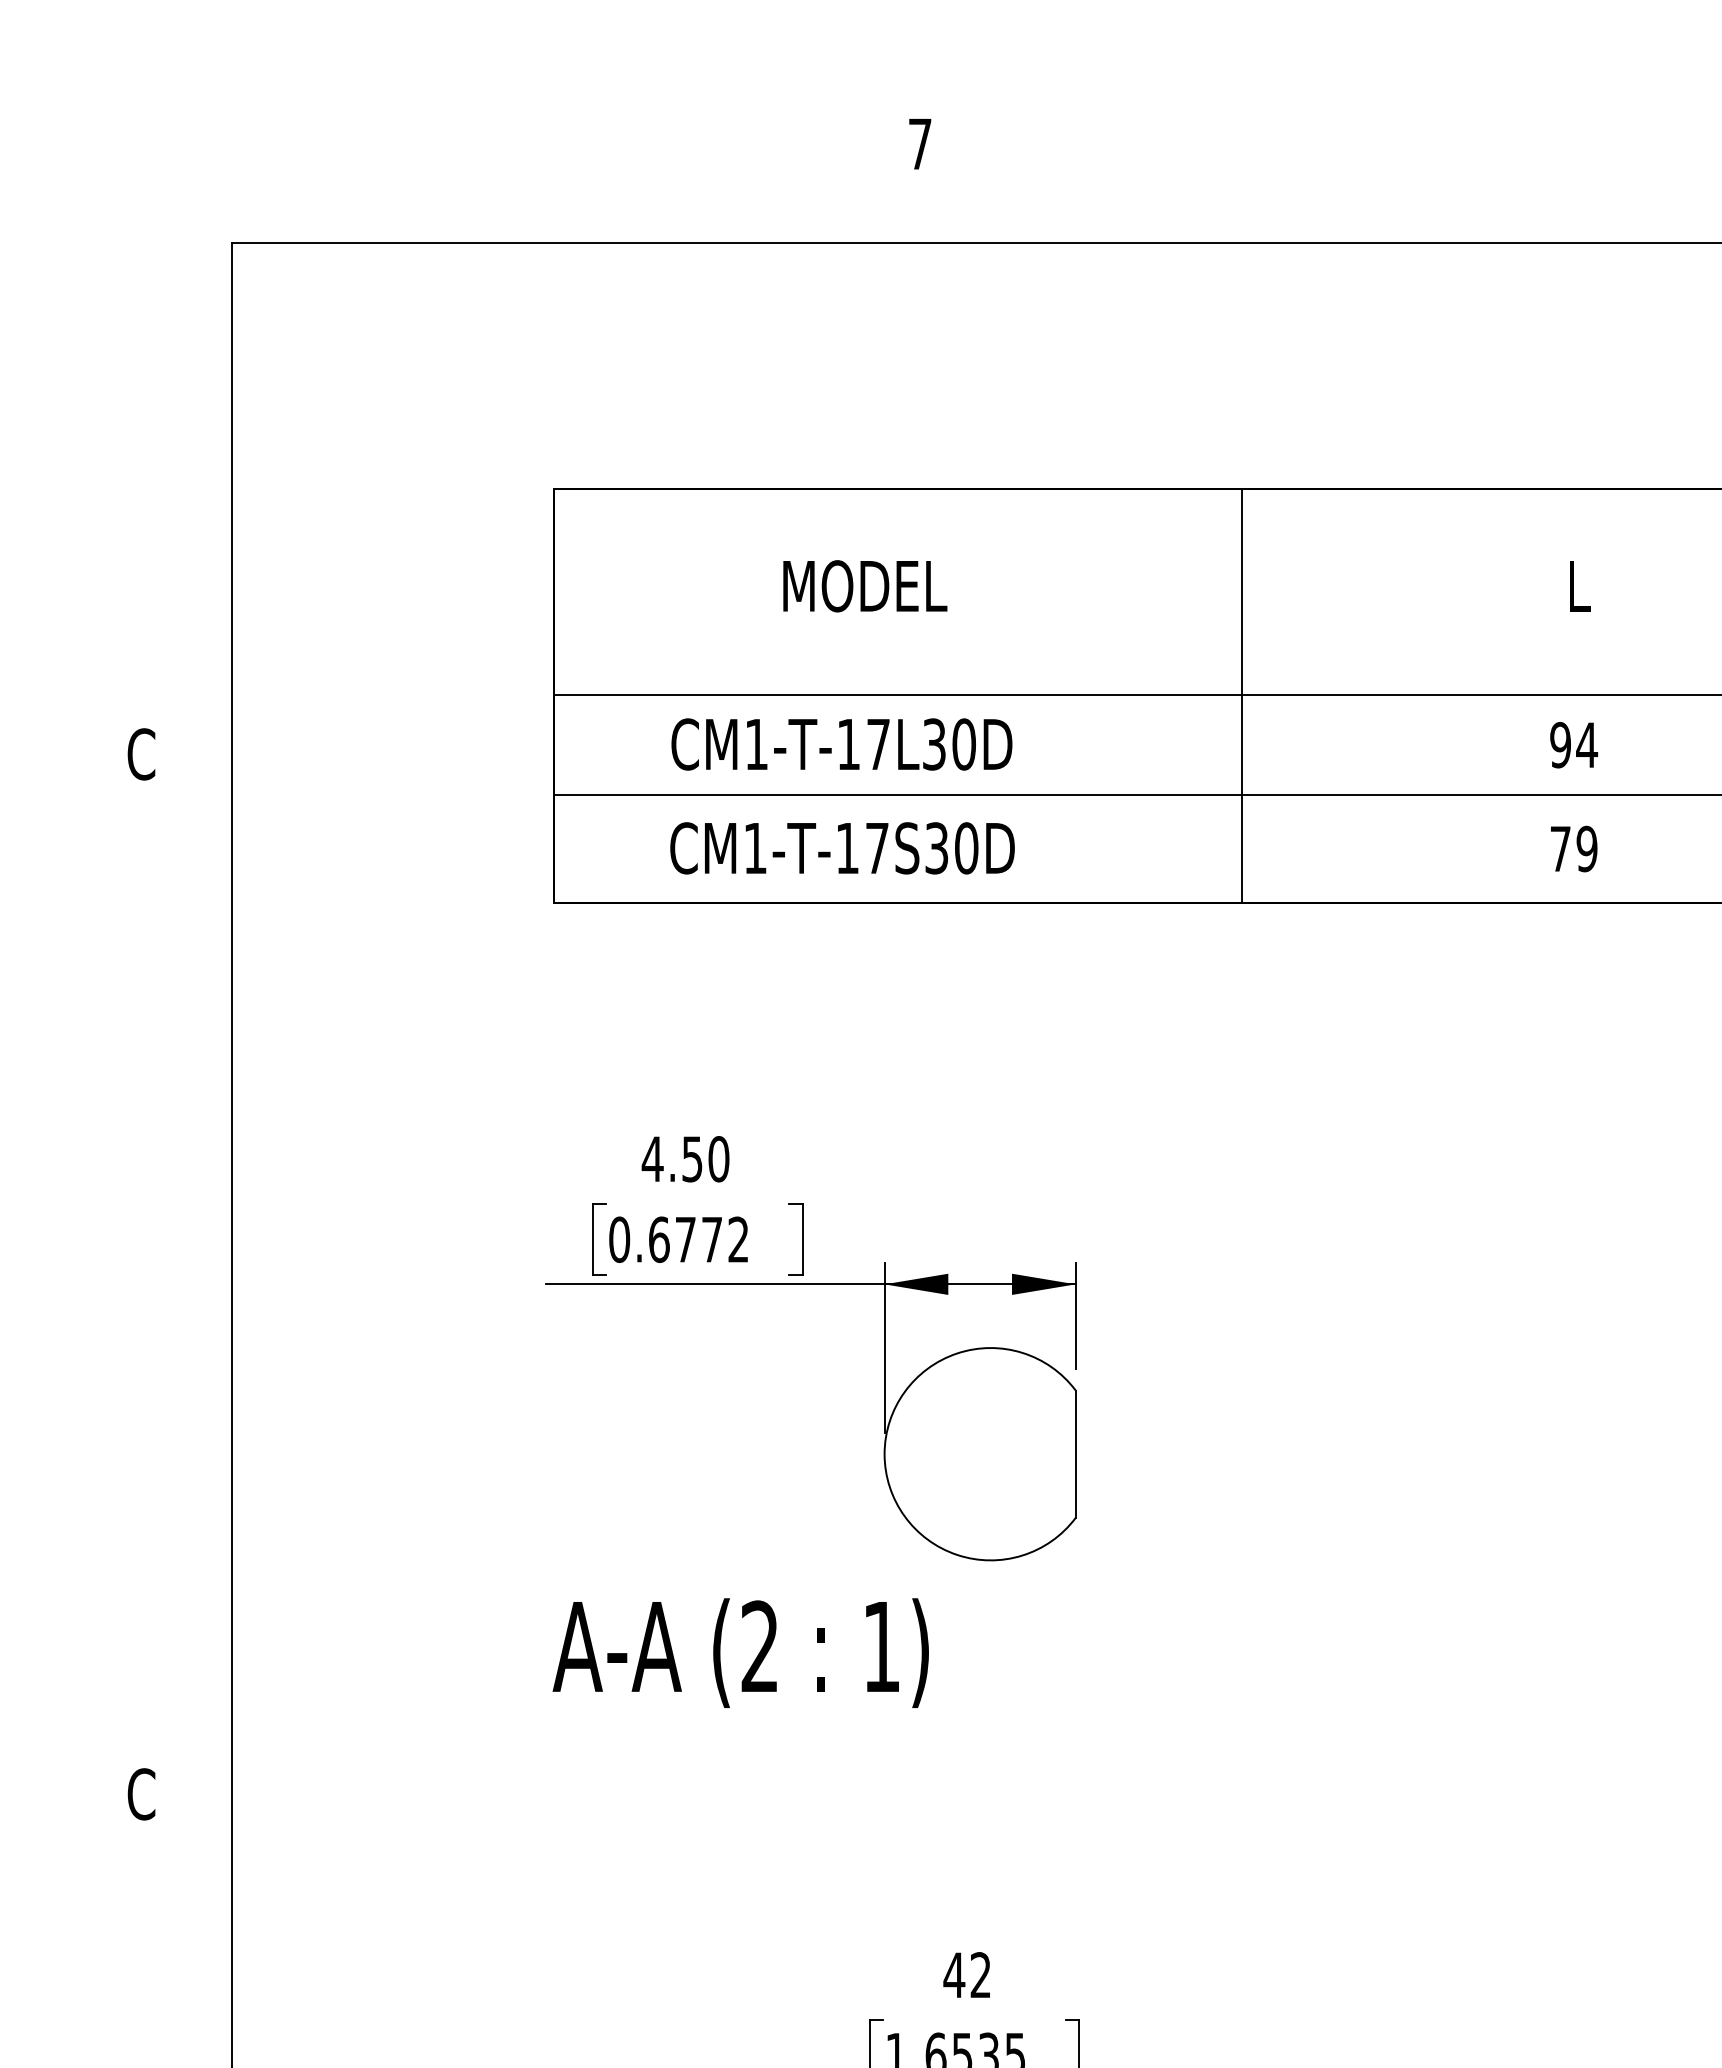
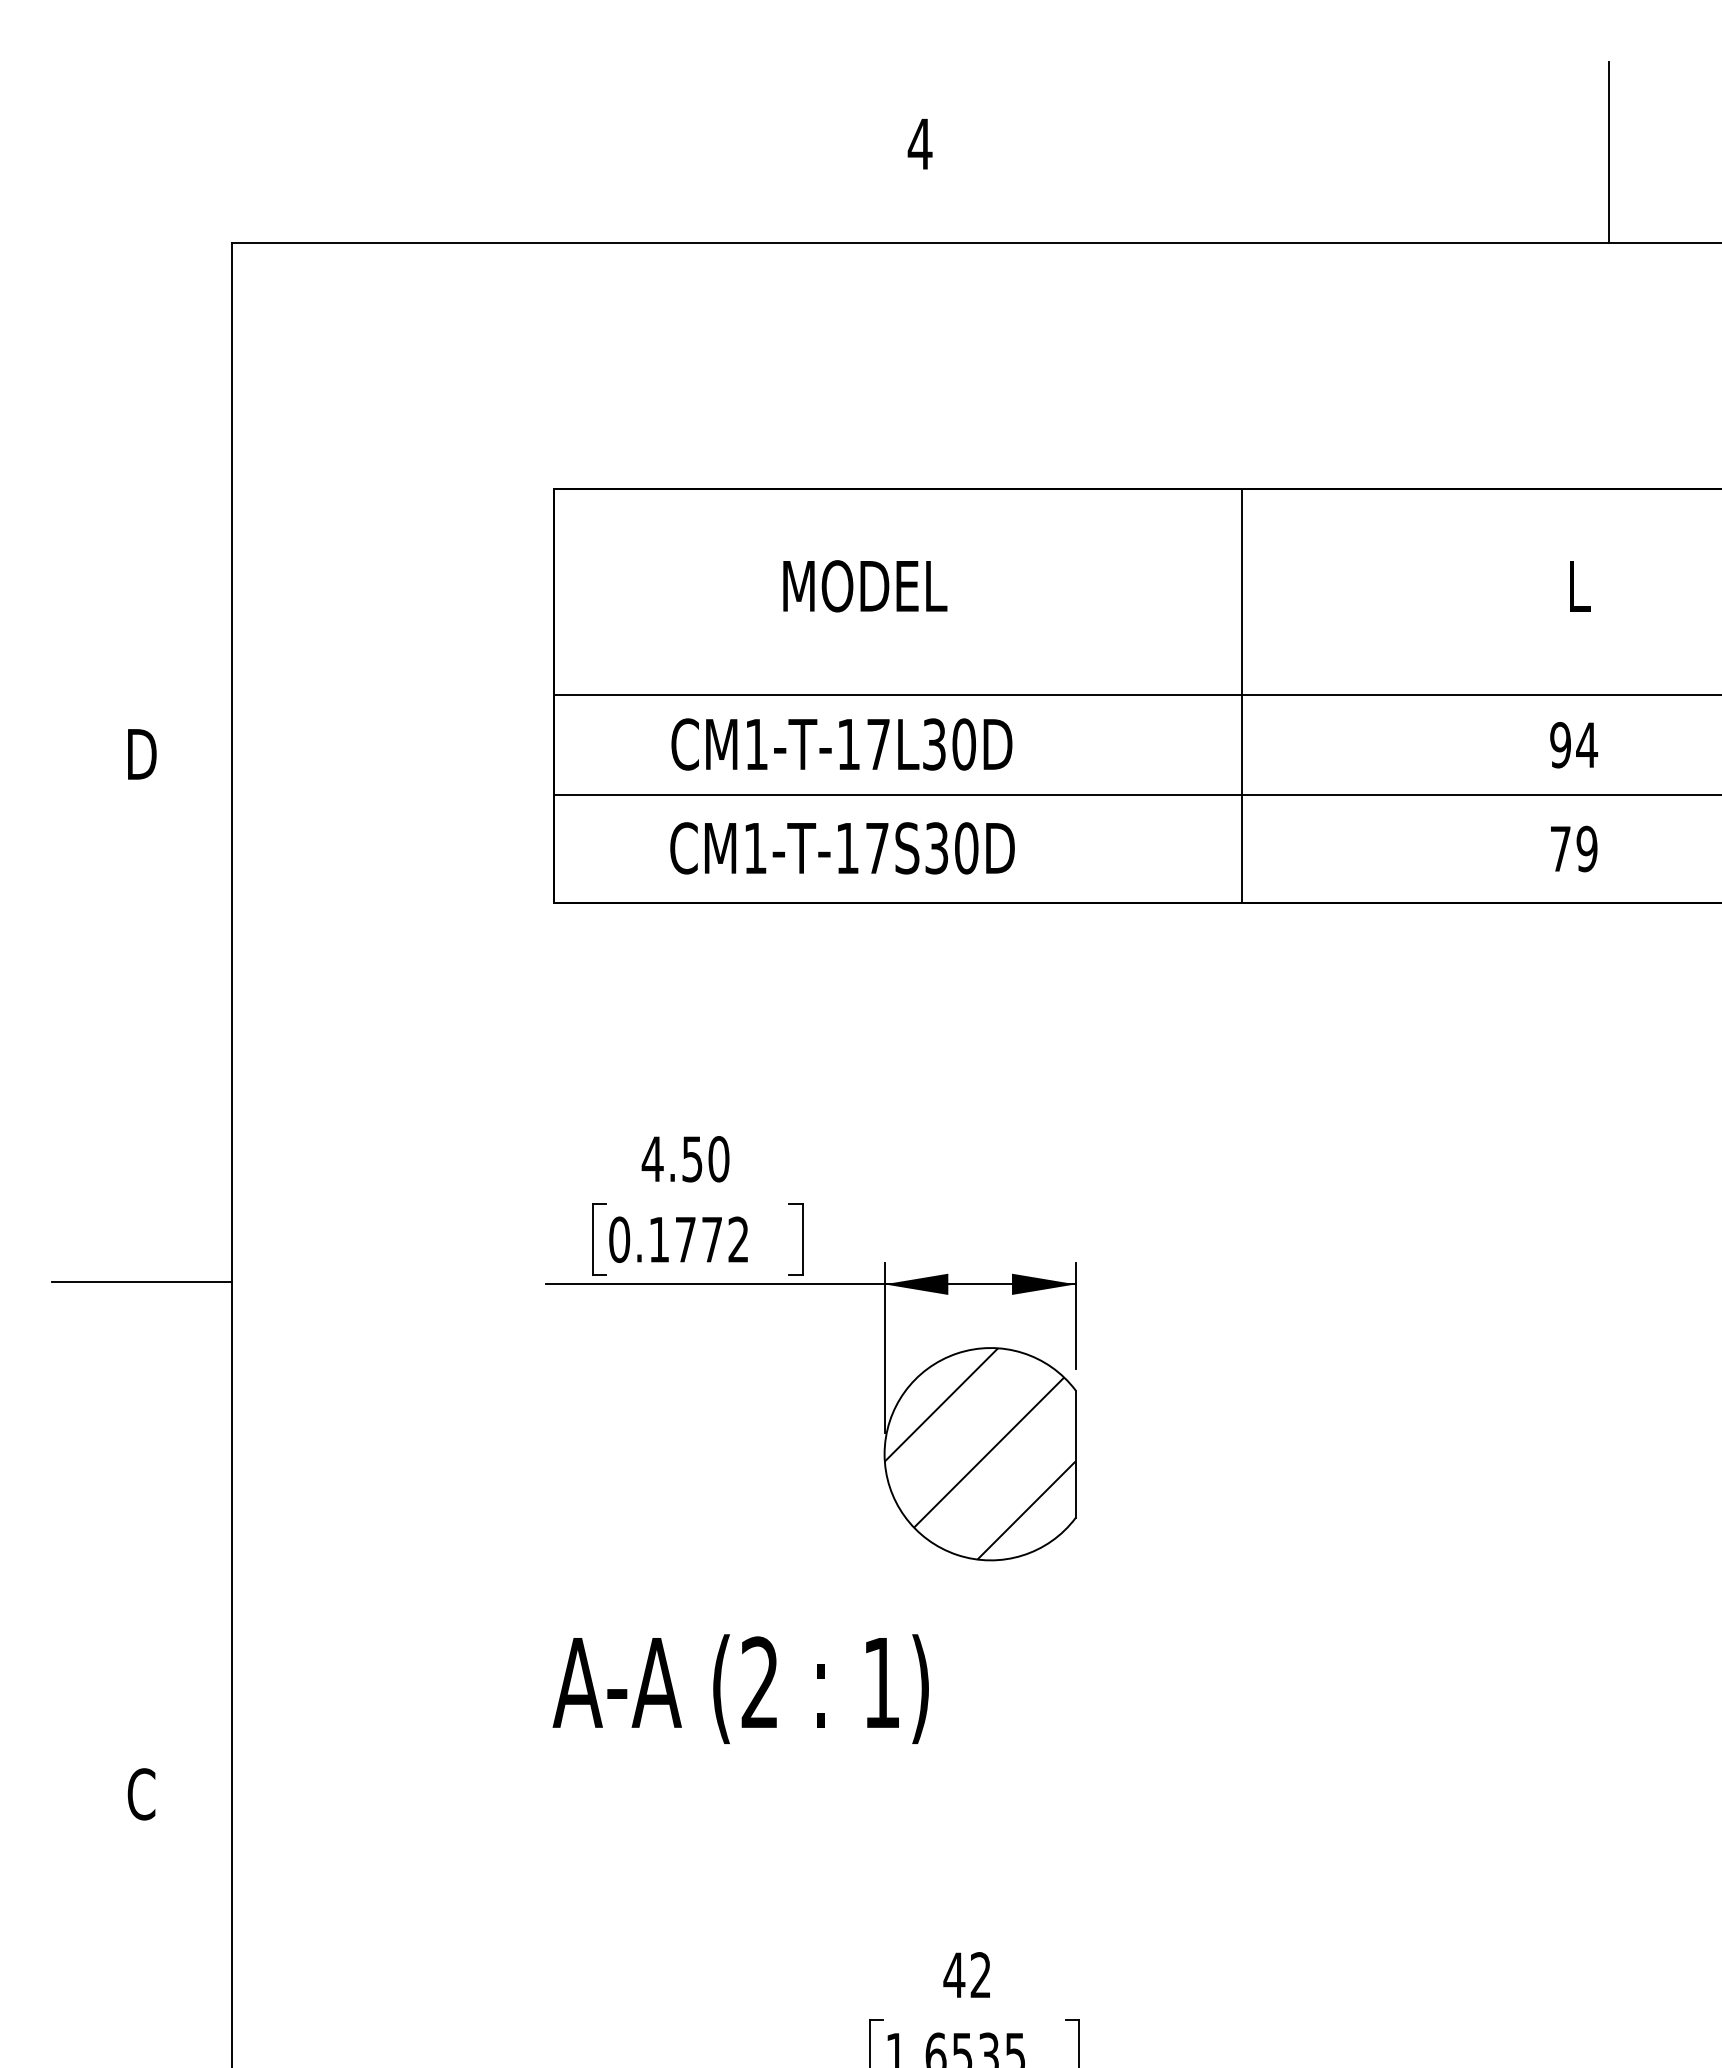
text: 7 -> 4 (919, 143)
line: none -> present (1609, 152)
text: C -> D (141, 754)
text: 0.6772 -> 0.1772 (659, 1239)
line: none -> present (141, 1282)
hatch: none -> present (979, 1453)
text position: (740, 1652) -> (740, 1688) (740, 1688)
